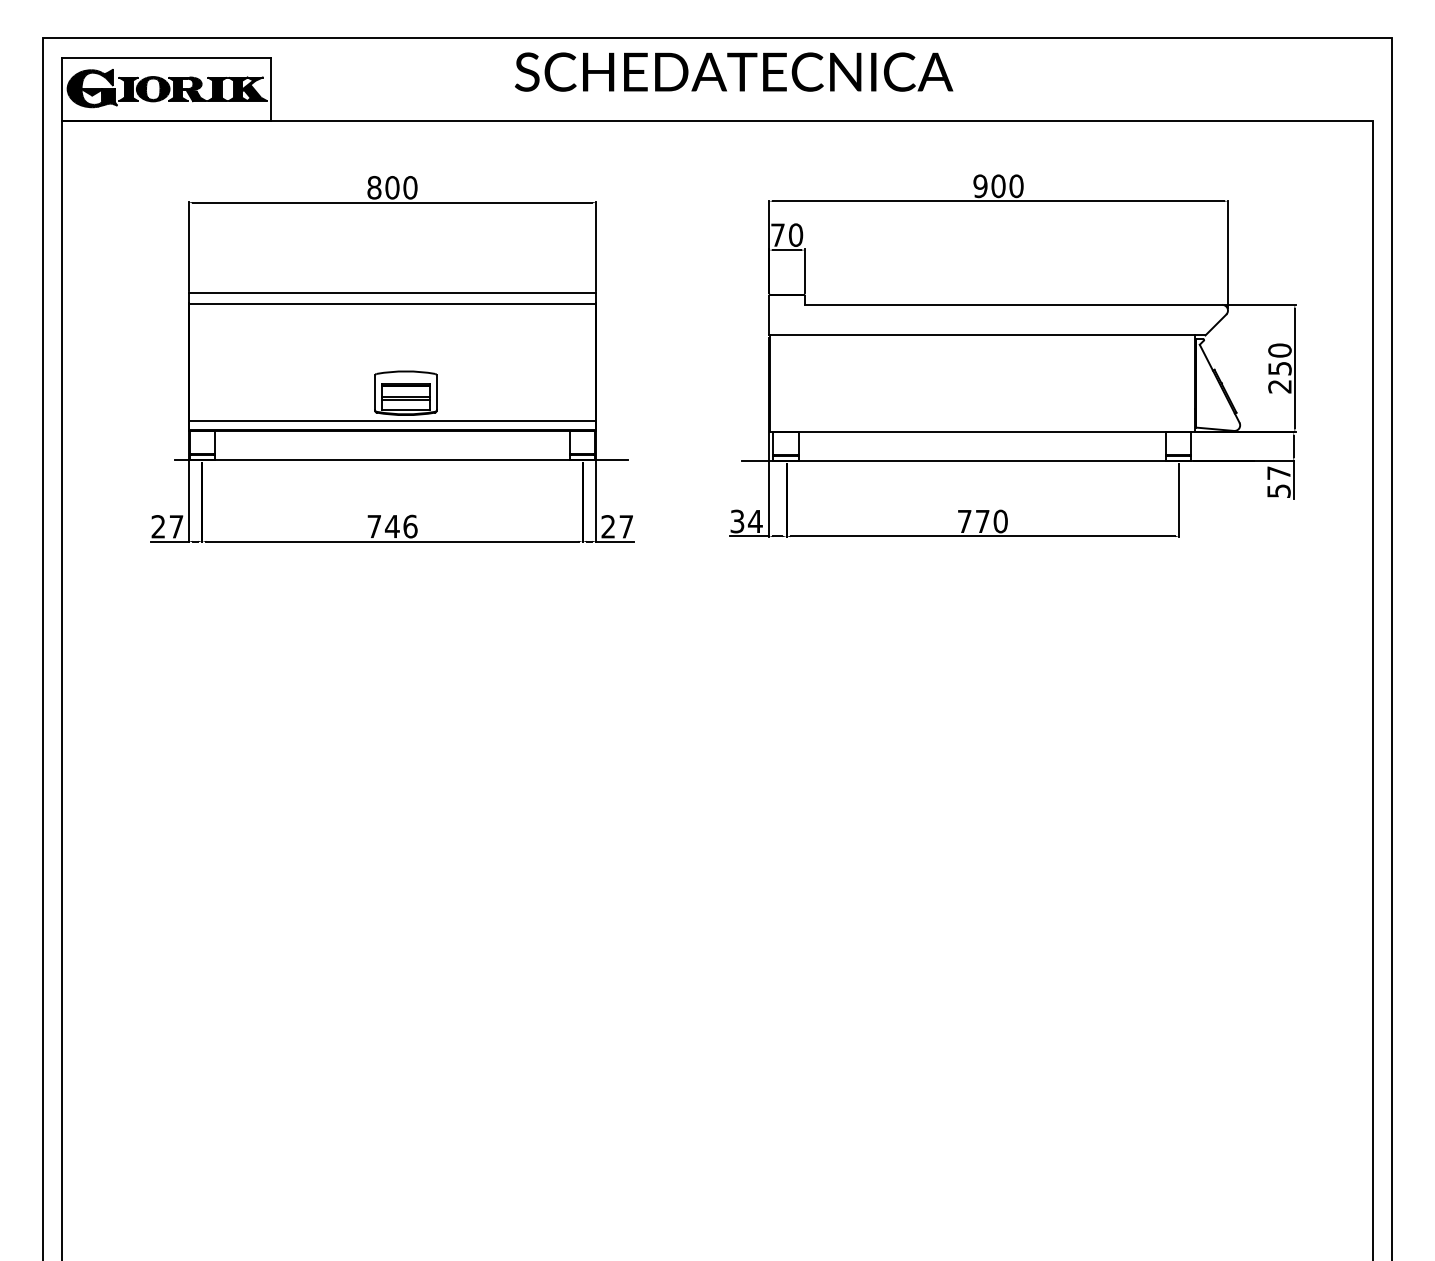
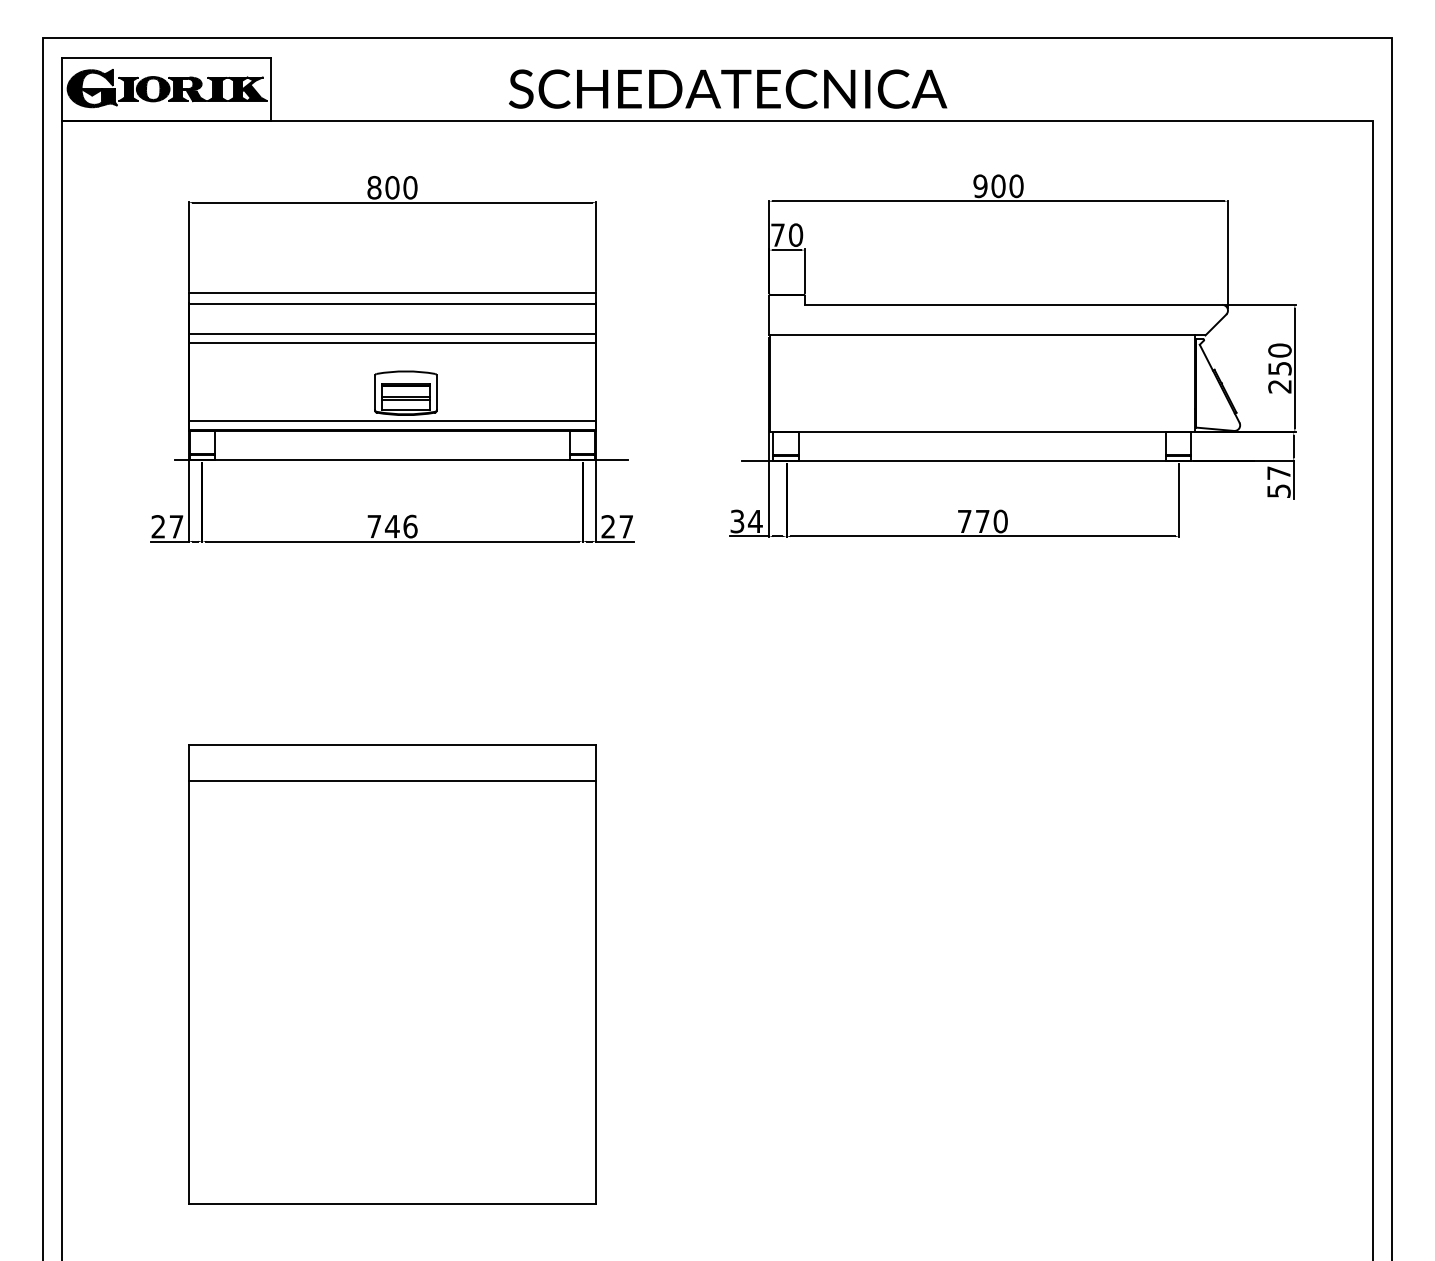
text position: (734, 71) -> (728, 88) (728, 88)
line: none -> present (392, 334)
line: none -> present (392, 343)
part: none -> present (392, 974)
